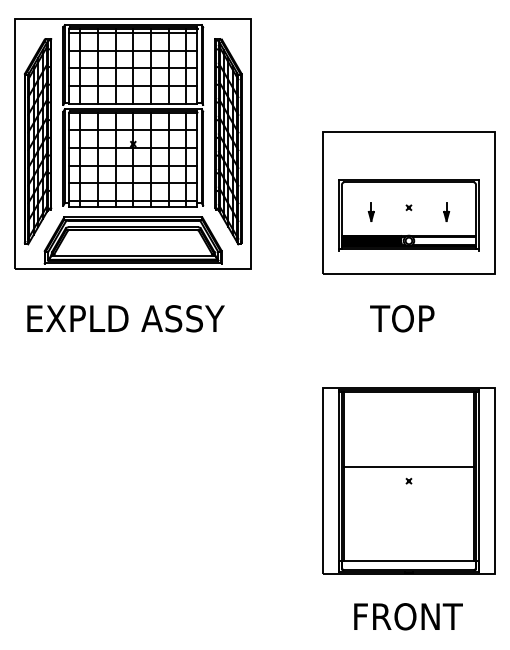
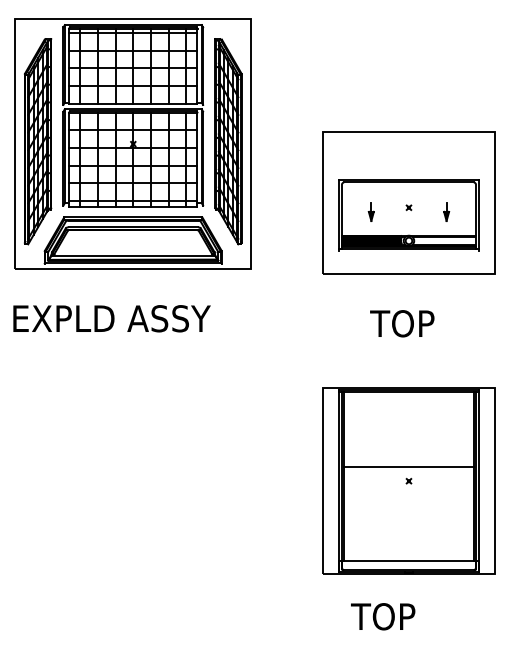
text position: (125, 318) -> (111, 318) (111, 318)
text position: (402, 318) -> (402, 323) (402, 323)
text: FRONT -> TOP (406, 616)
